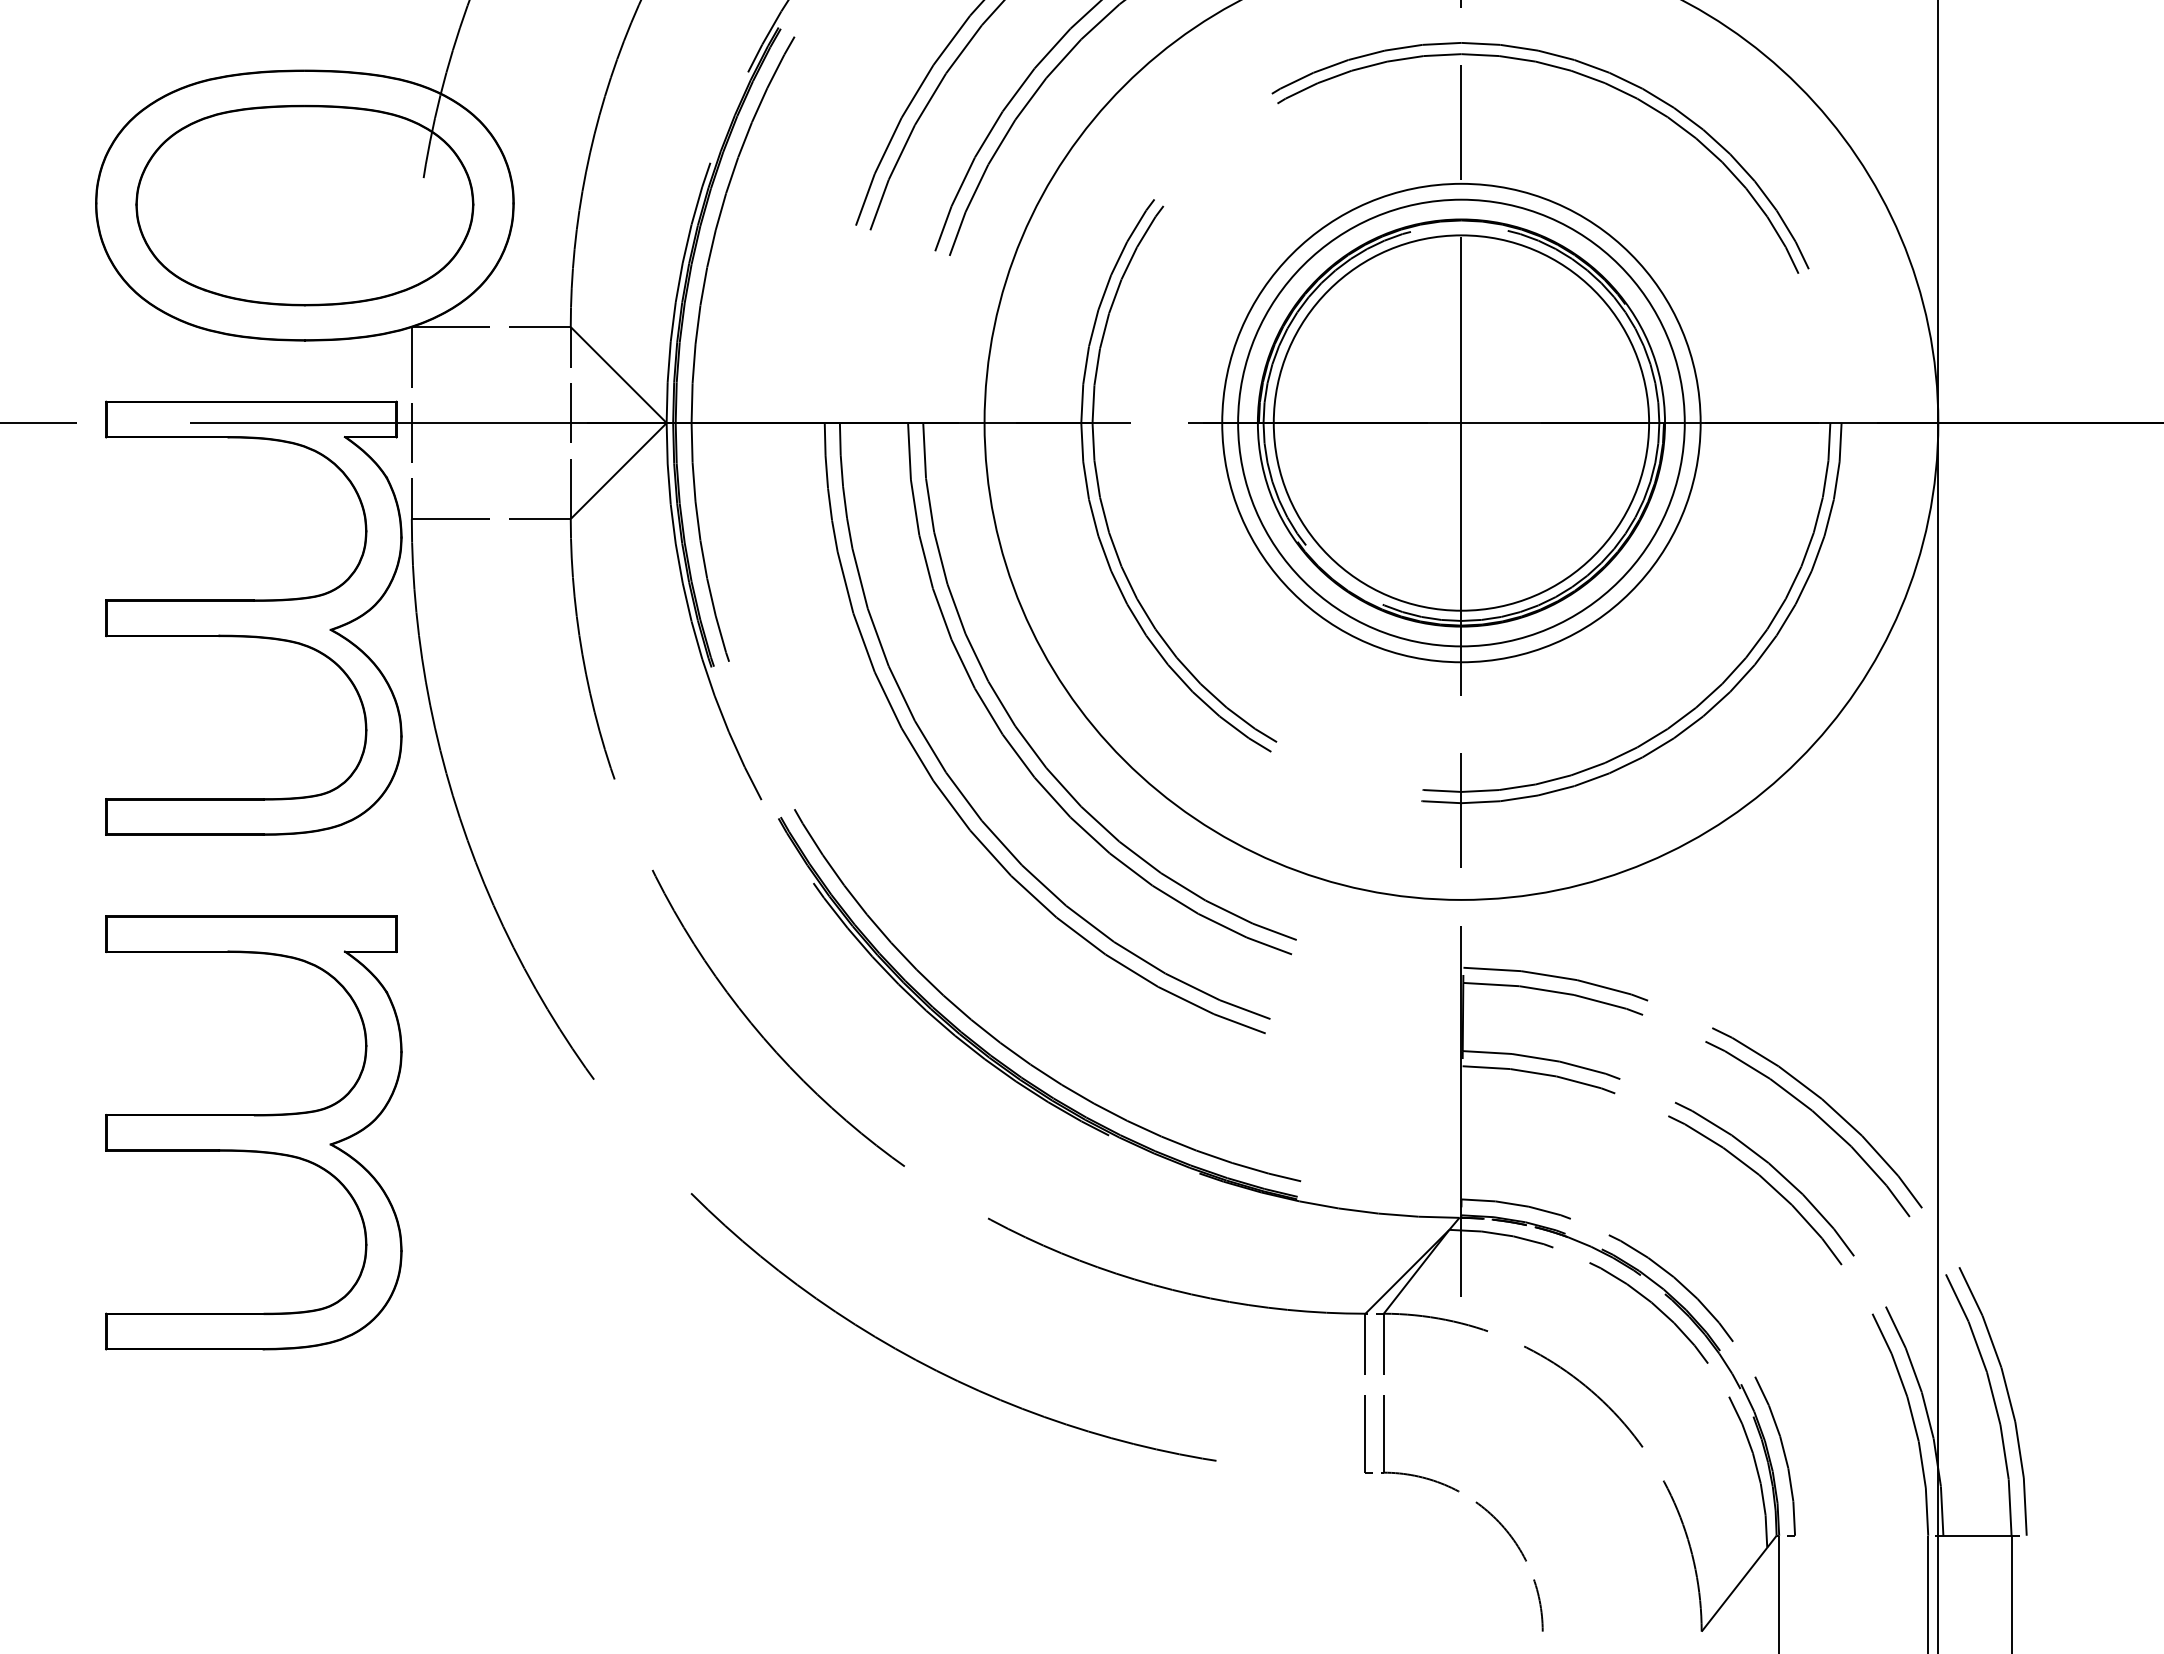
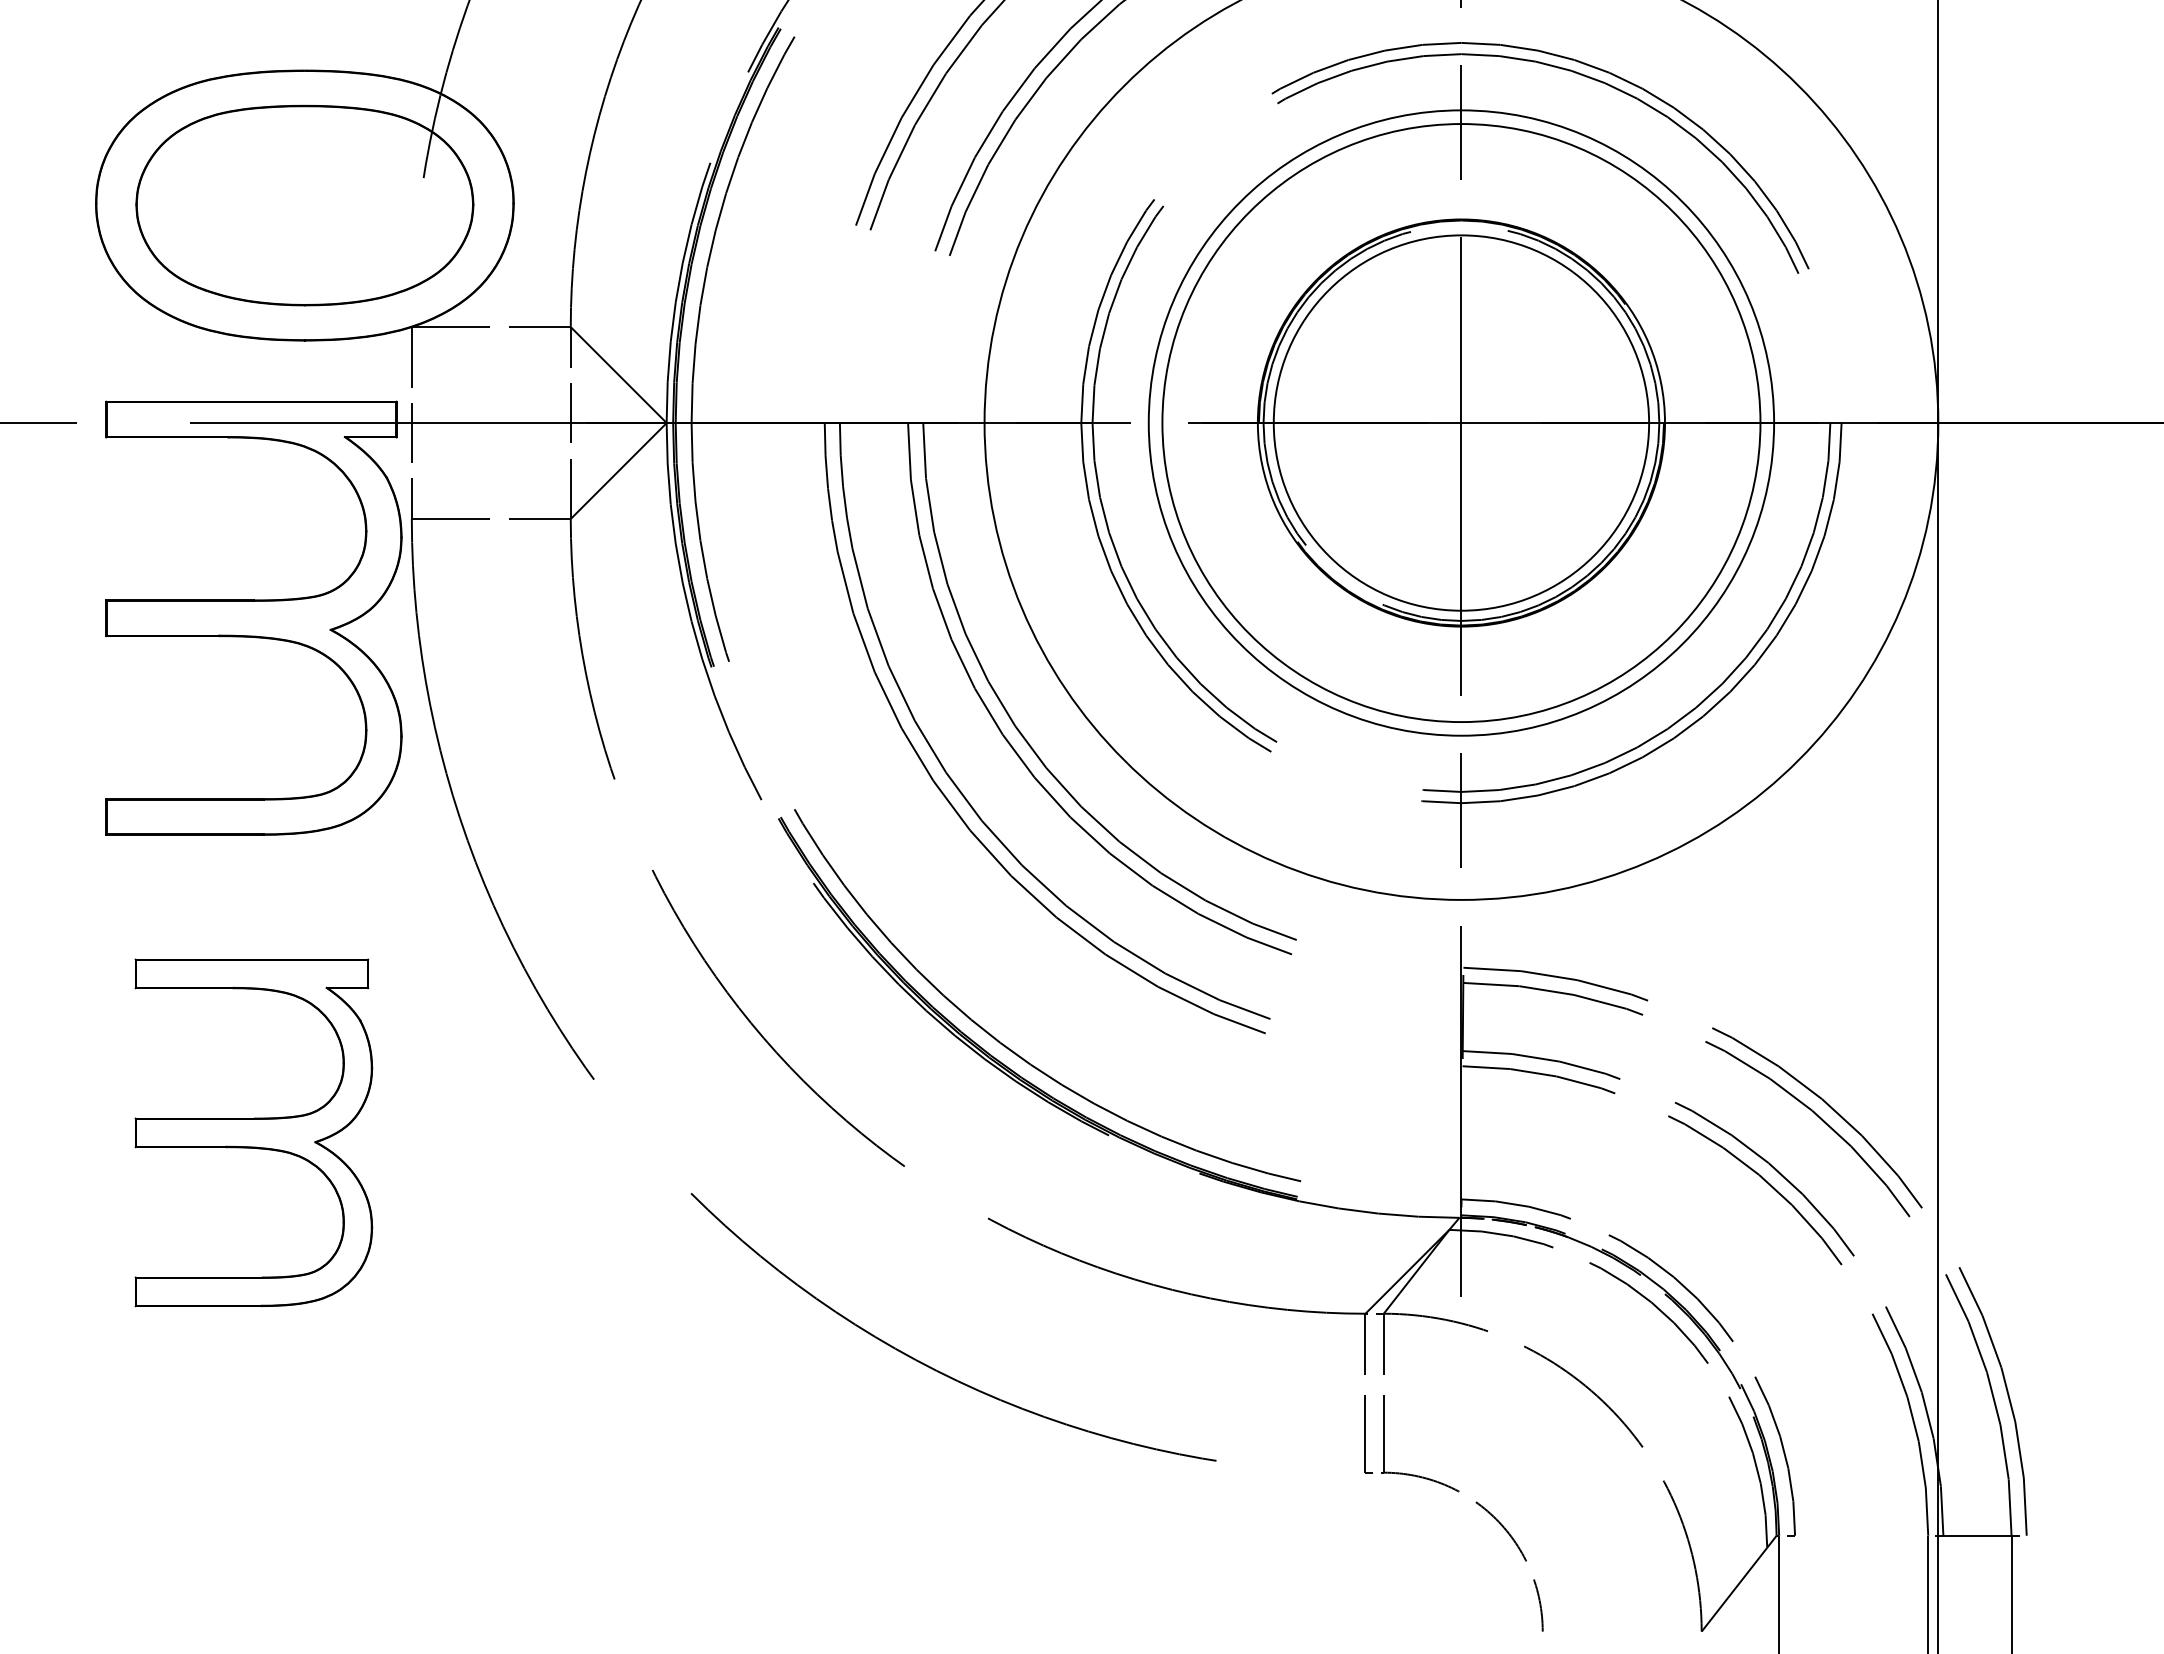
circle diameter: 447 px -> 625 px (1461, 422)
circle diameter: 478 px -> 598 px (1461, 423)
part size: 298x436 px -> 240x350 px (253, 1132)
